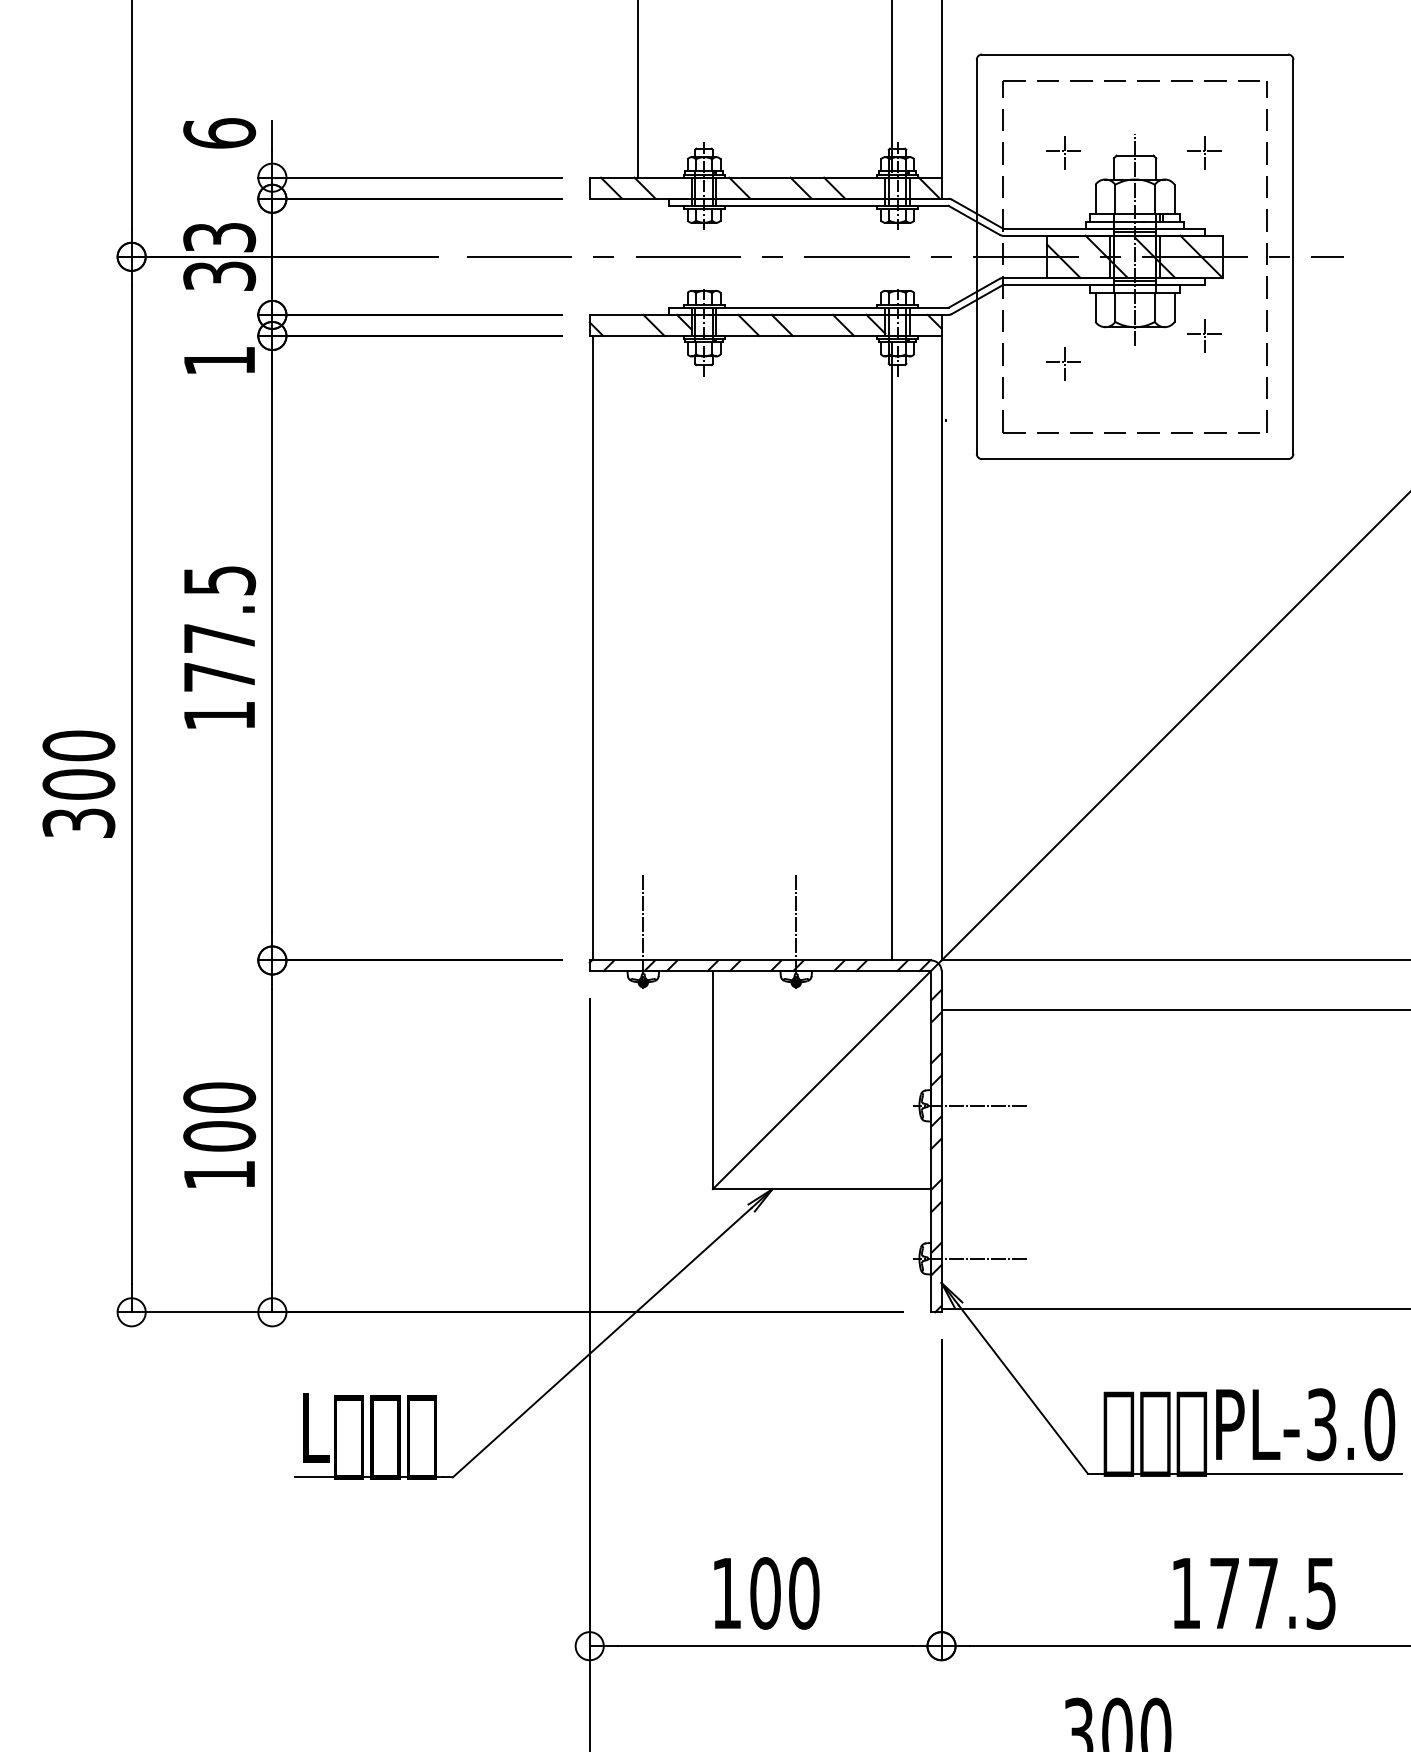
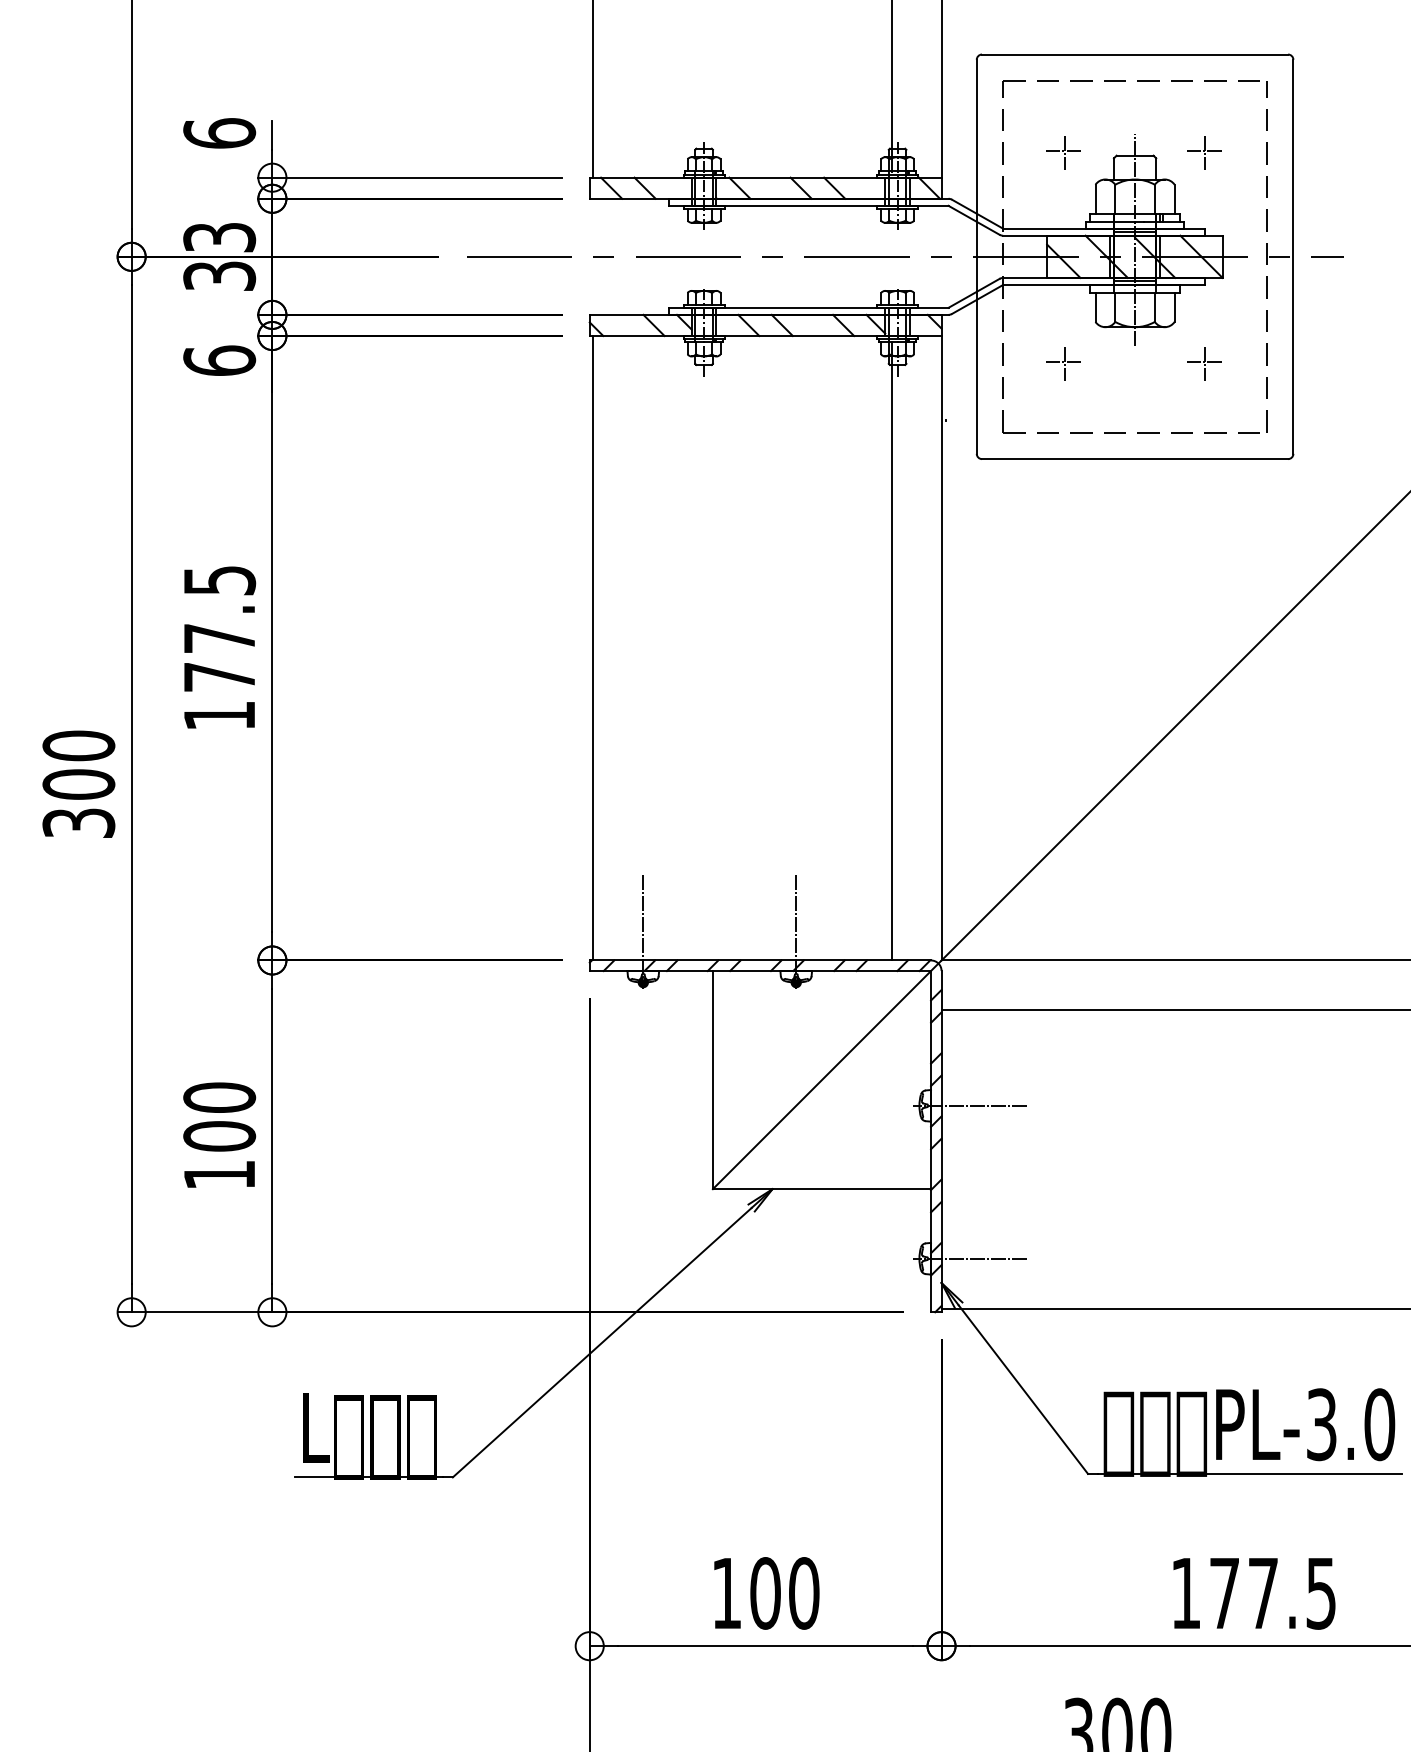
line position: (638, 89) -> (593, 89) (593, 89)
part position: (1204, 335) -> (1204, 363) (1204, 363)
text: 1 -> 6 (219, 360)
